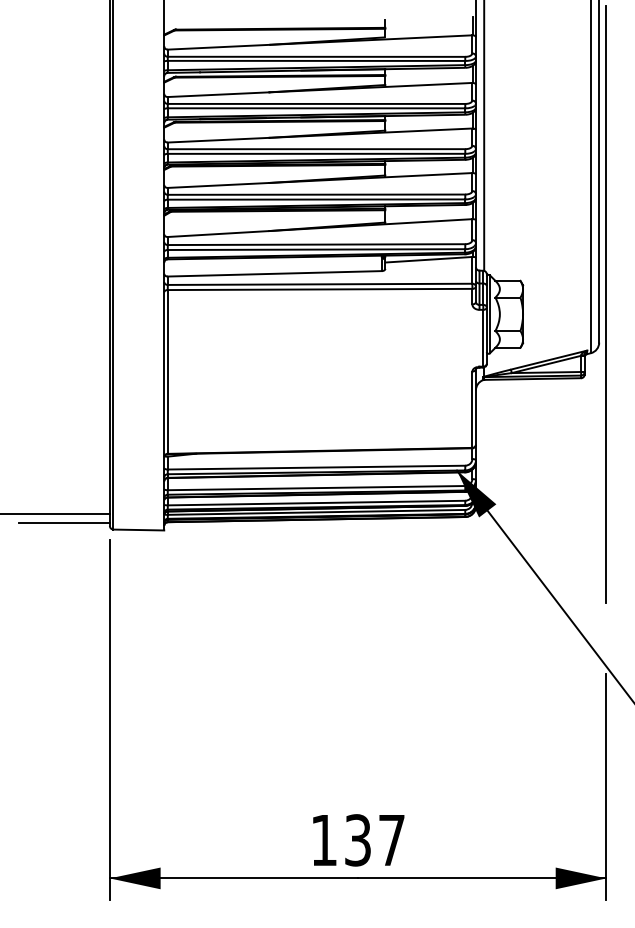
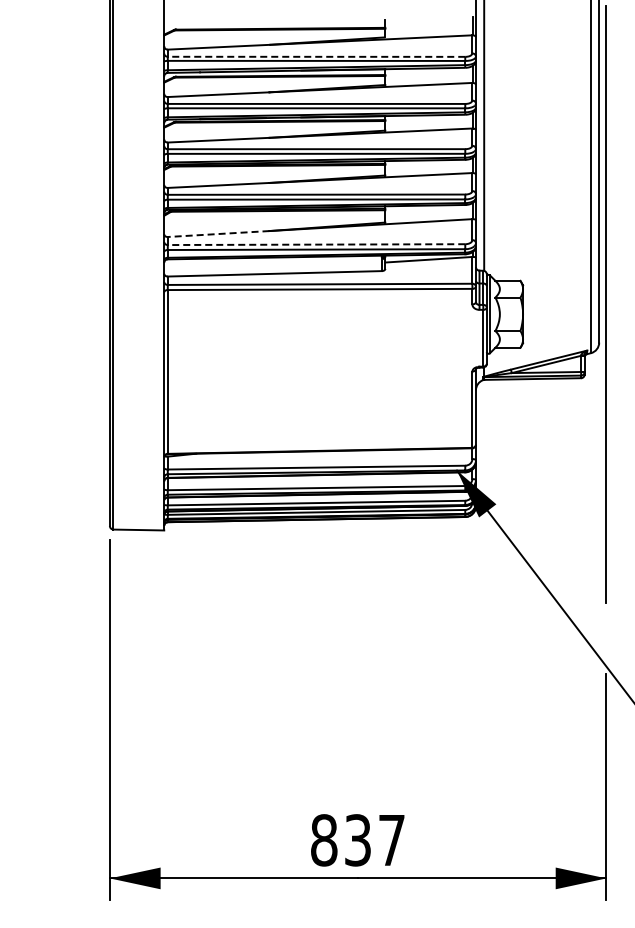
line: solid -> dashed (316, 56)
line: solid -> dashed (218, 234)
line: solid -> dashed (316, 244)
line: present -> none (55, 513)
line: present -> none (64, 523)
text: 137 -> 837 (324, 840)
